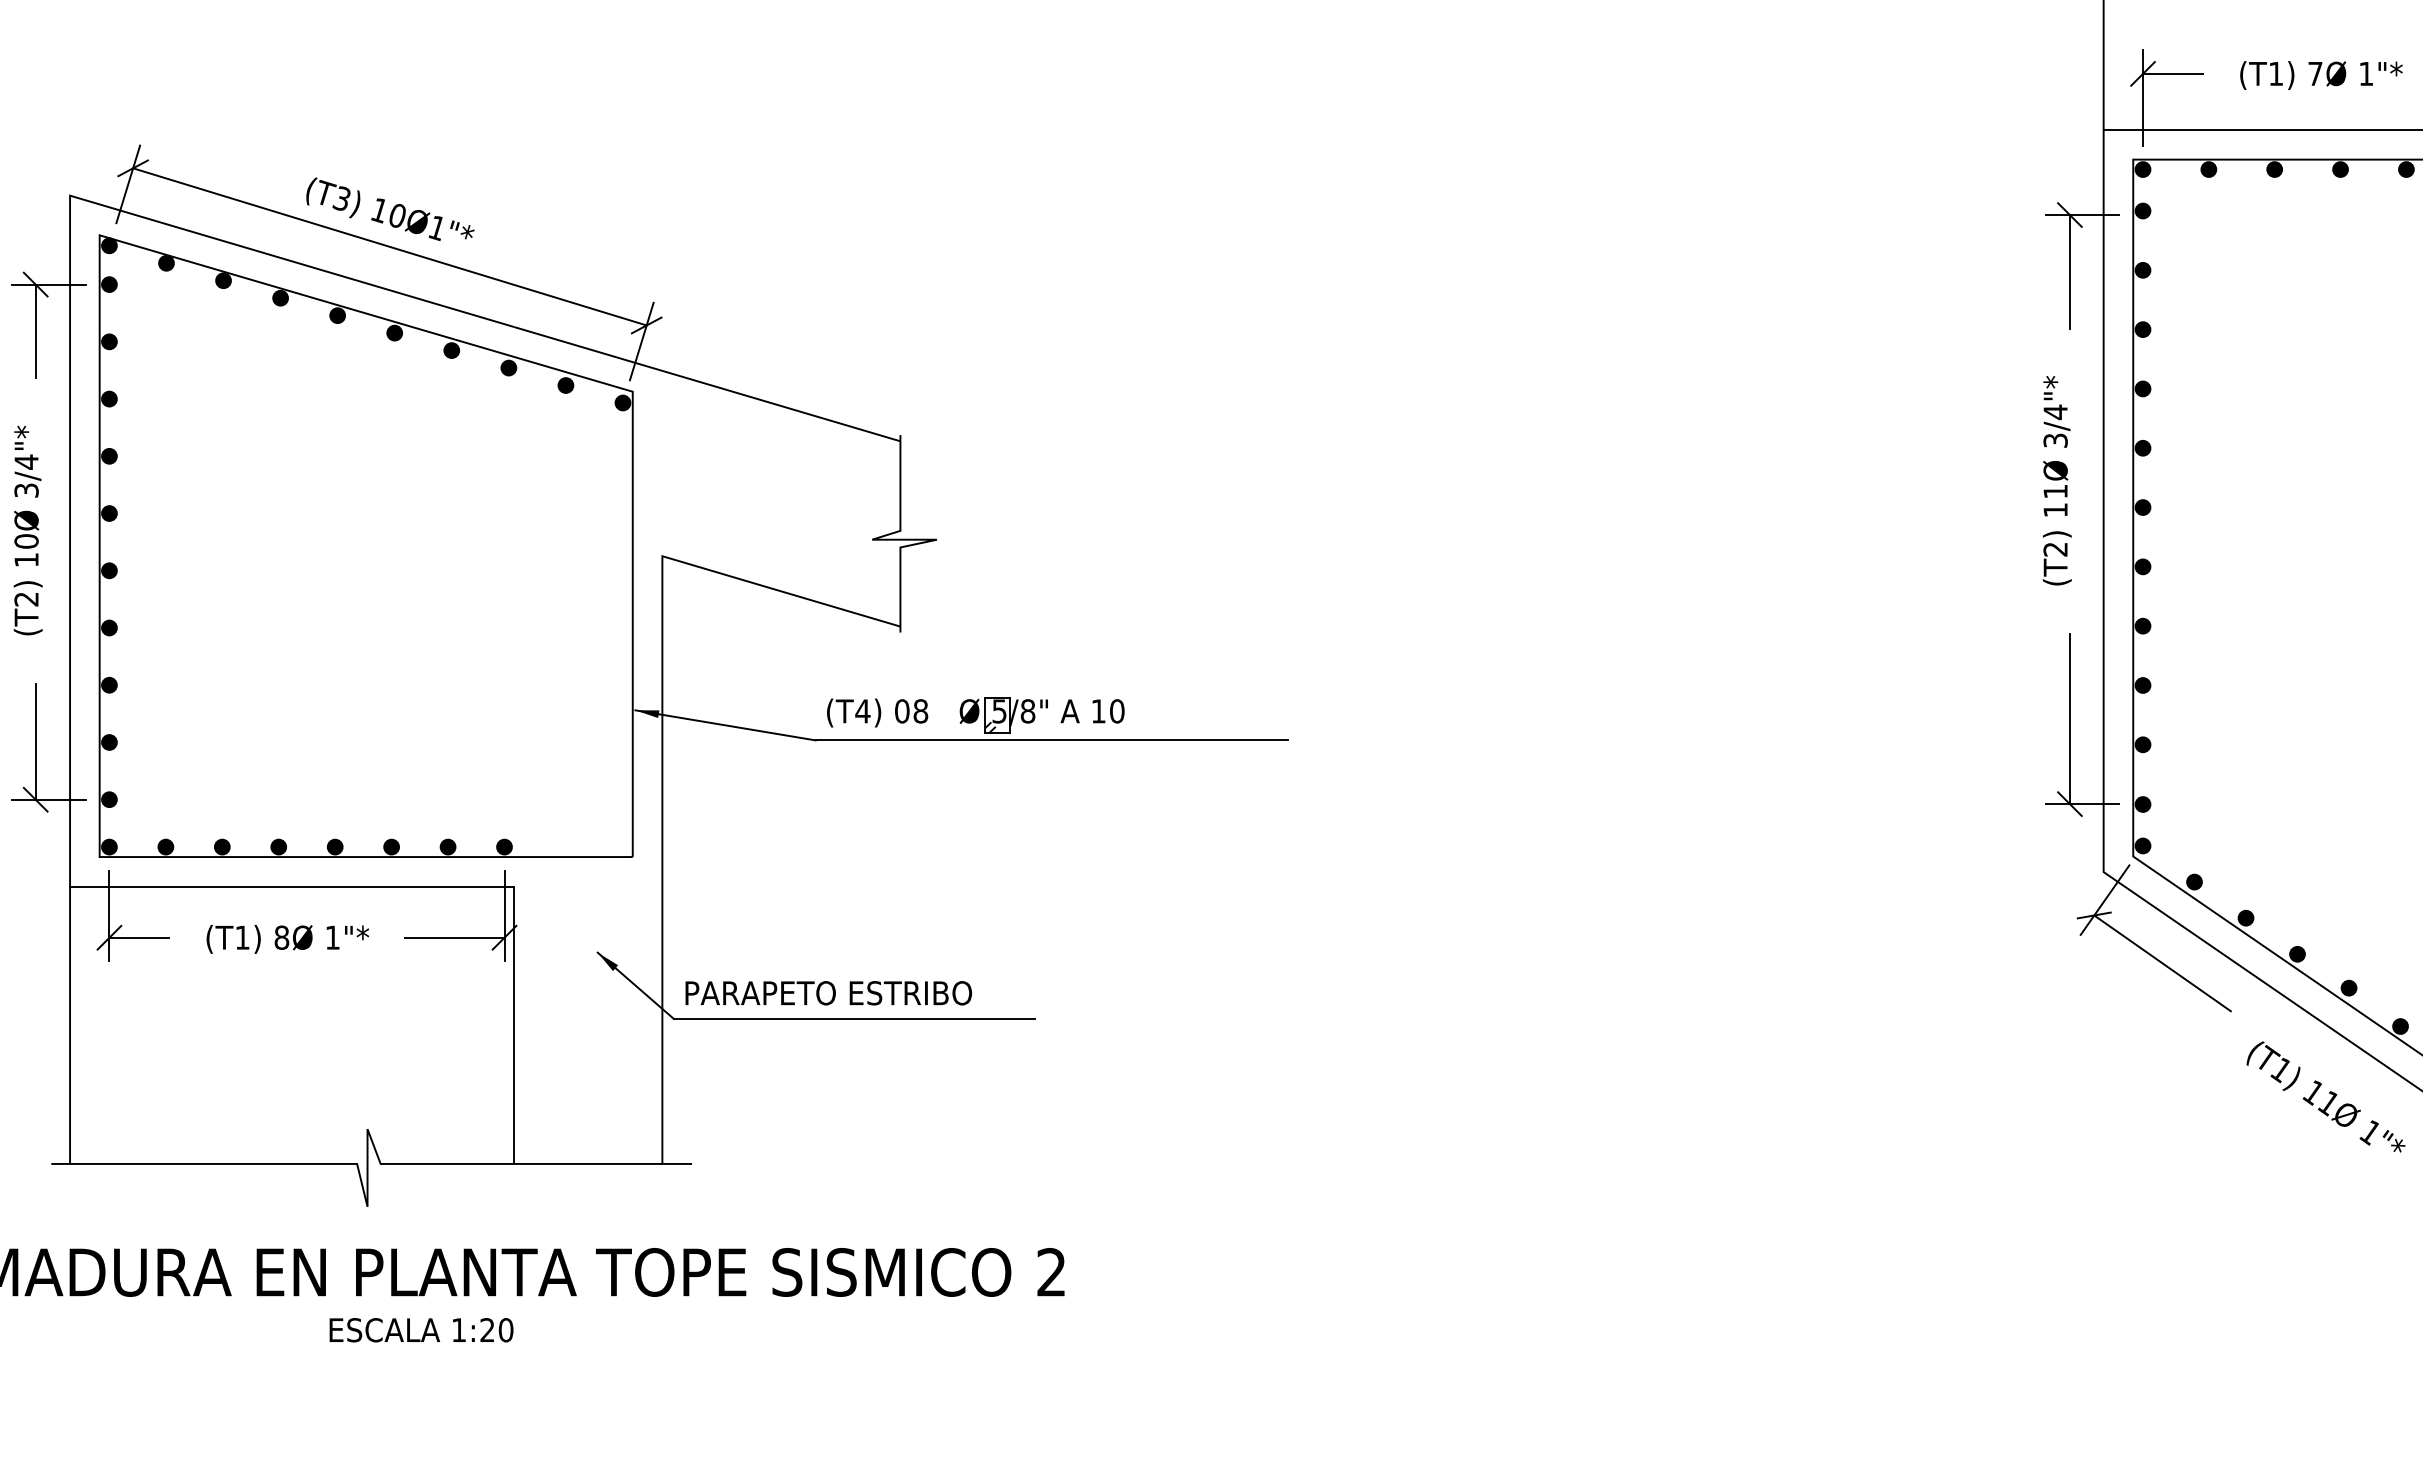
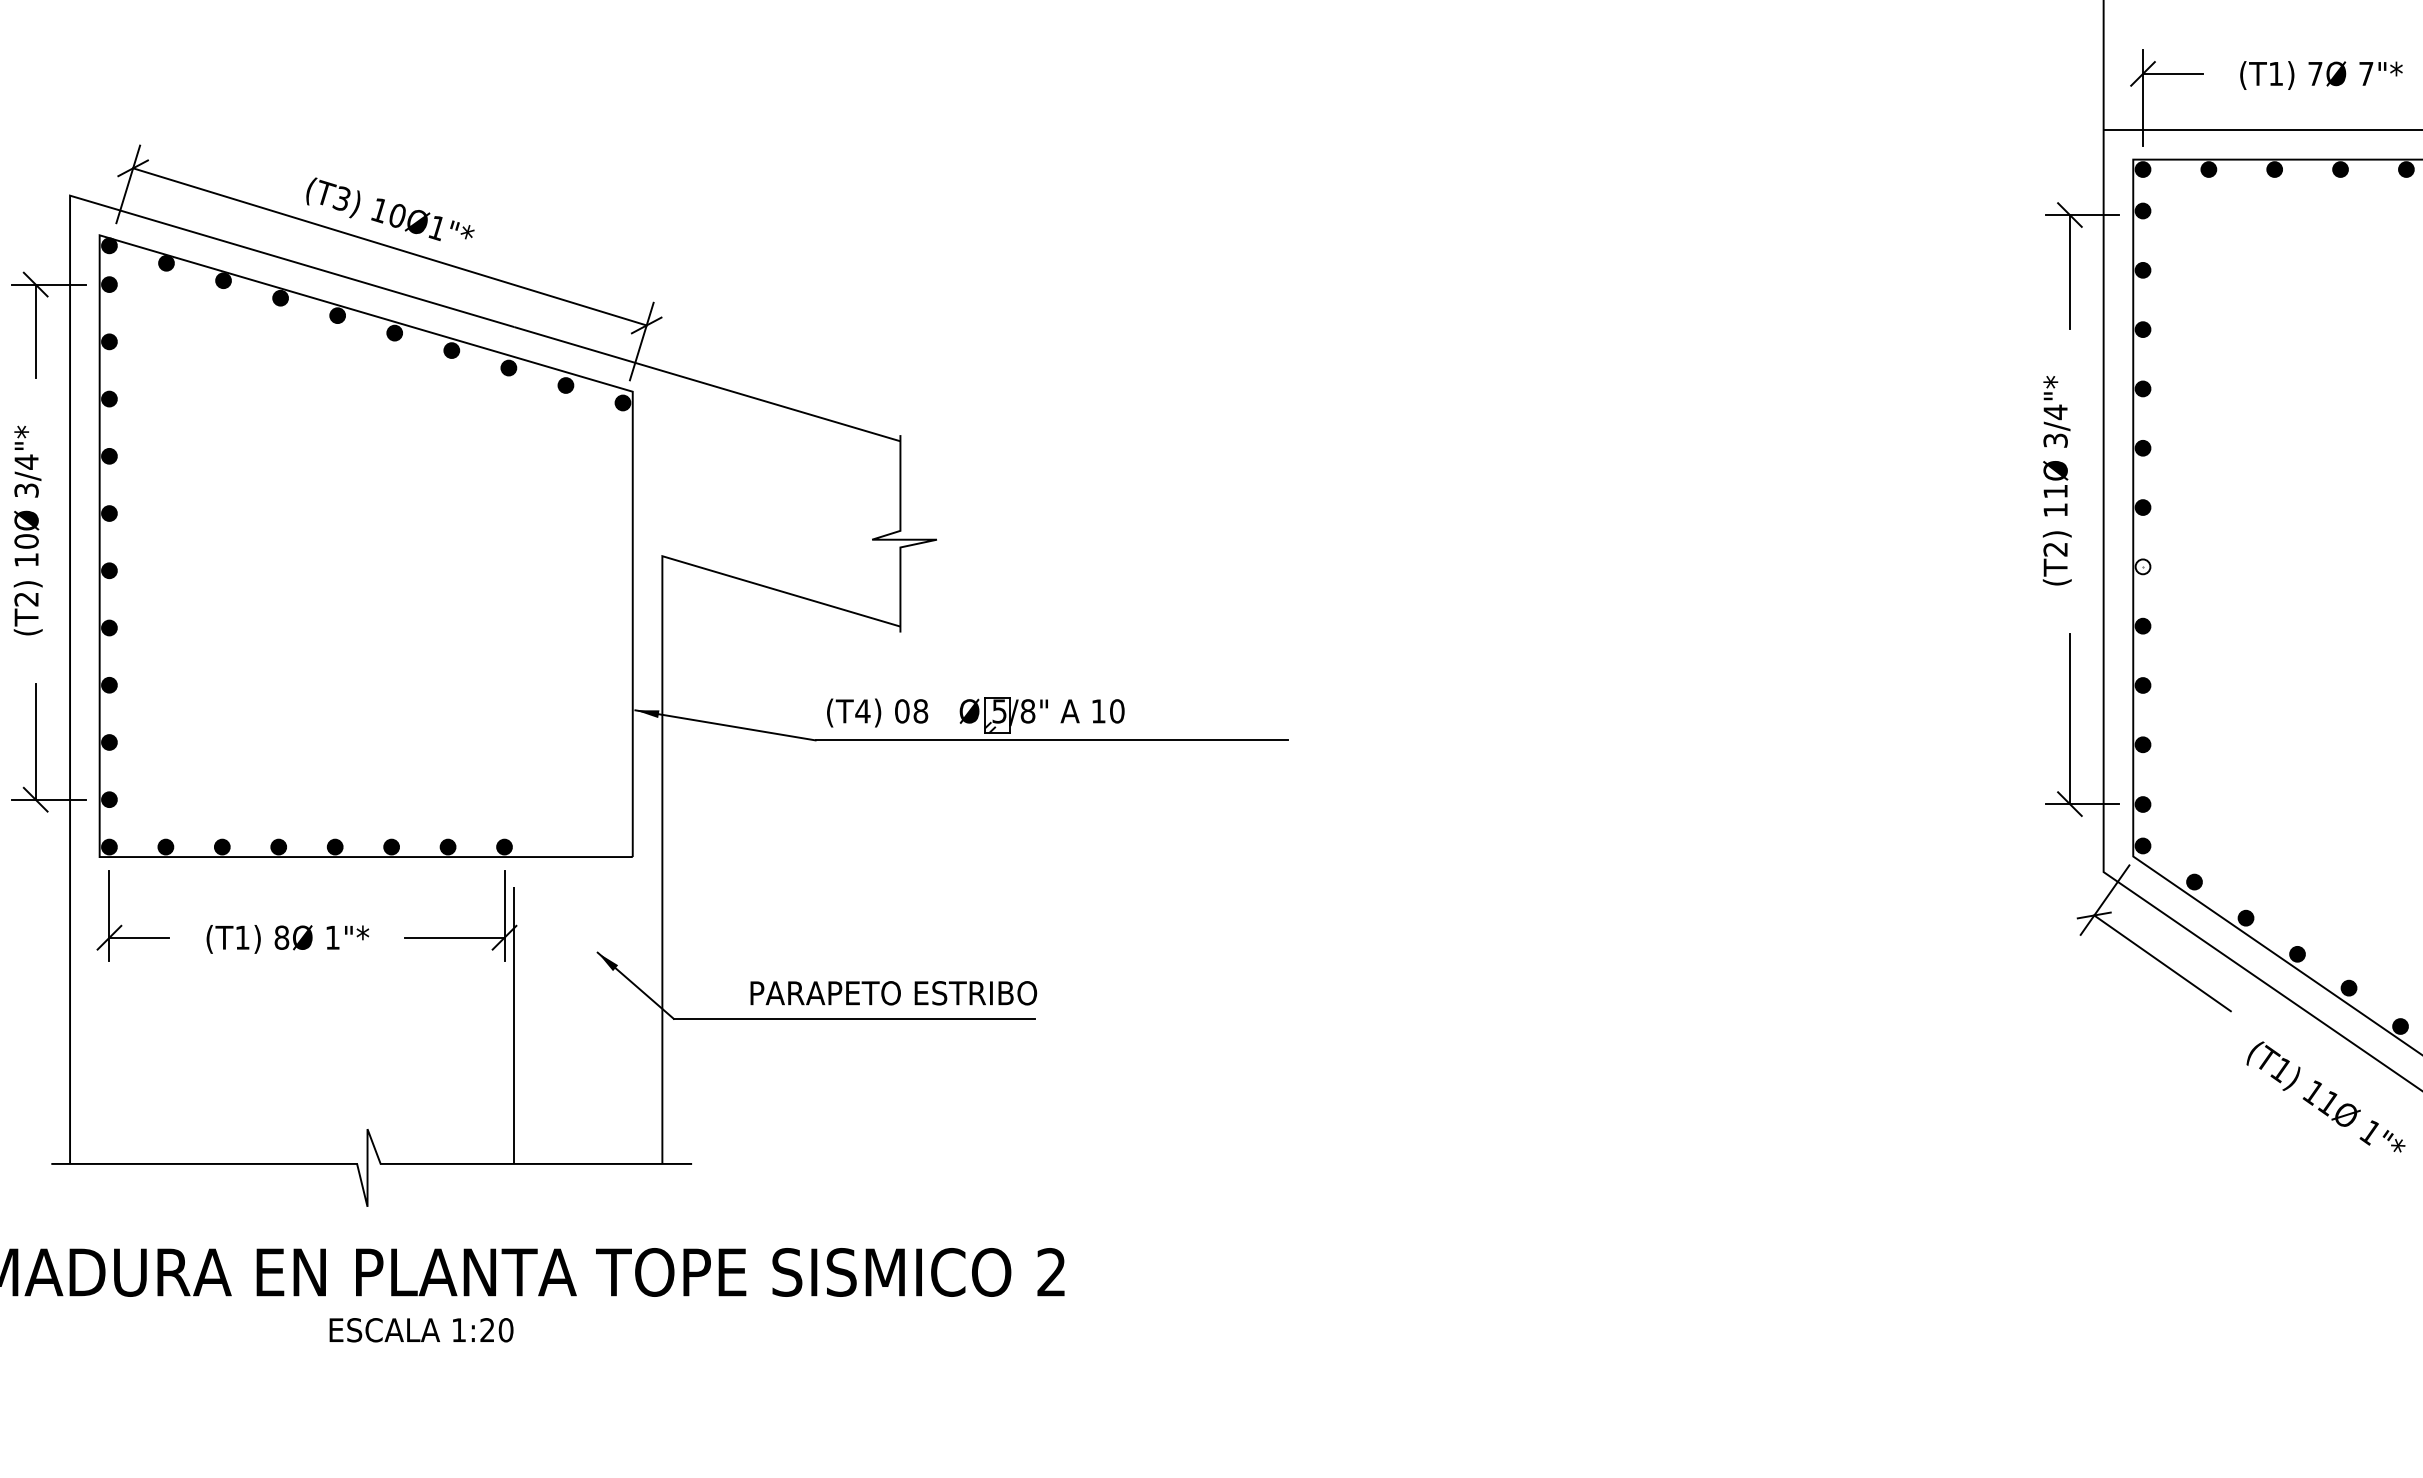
text: 1"* -> 7"* (2366, 73)
fill: present -> none (2142, 566)
line: present -> none (292, 886)
text position: (828, 993) -> (893, 993) (893, 993)
